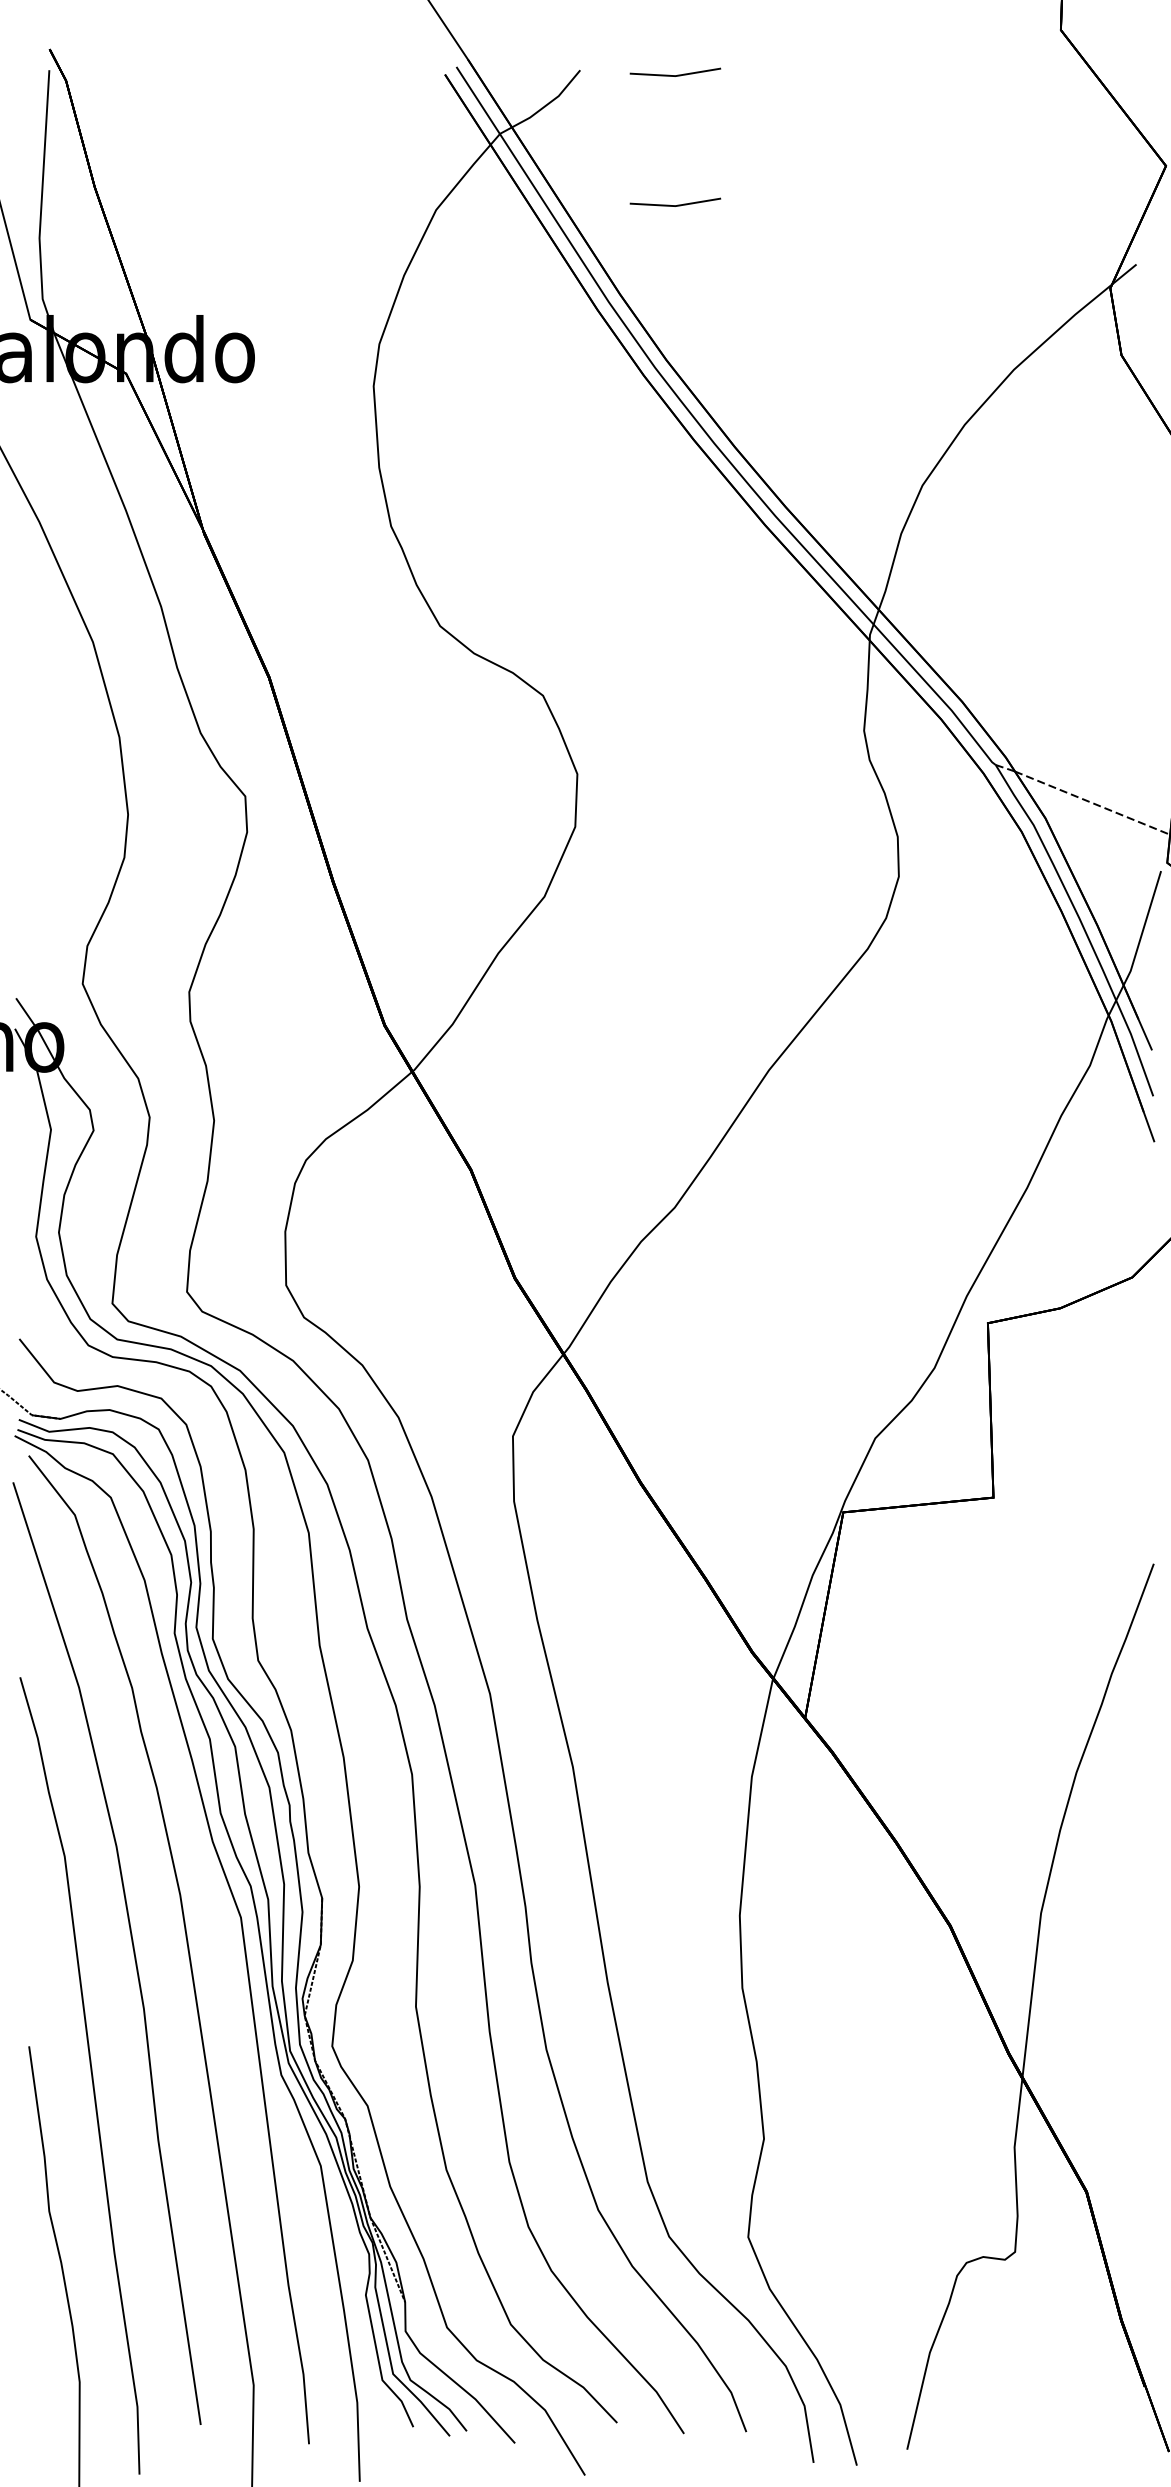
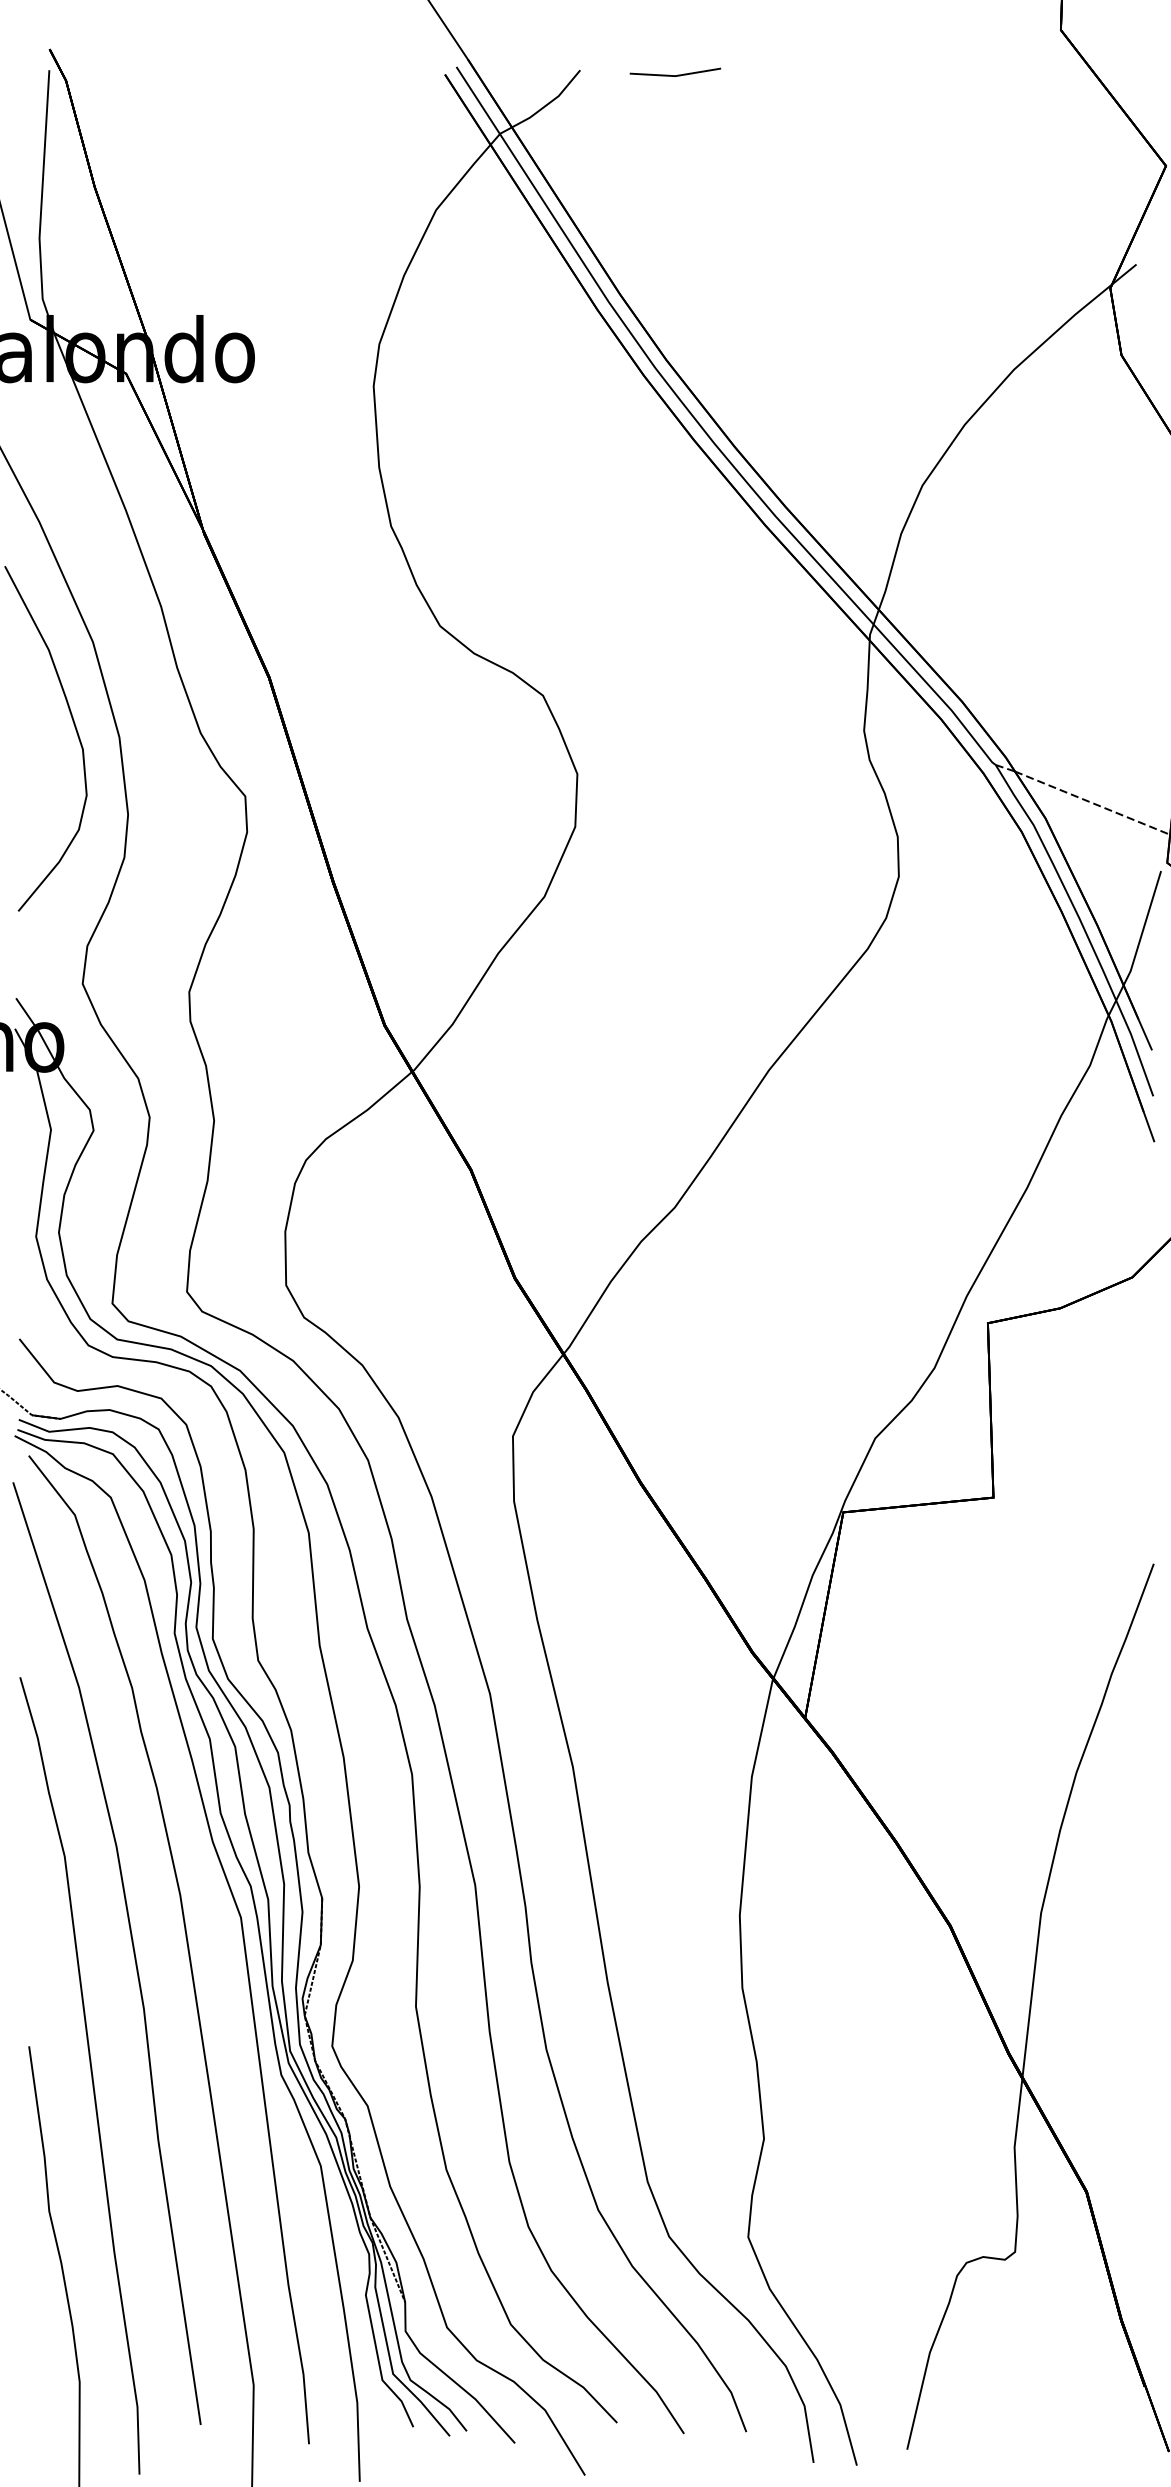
line: present -> none (677, 204)
curve: none -> present (74, 727)
